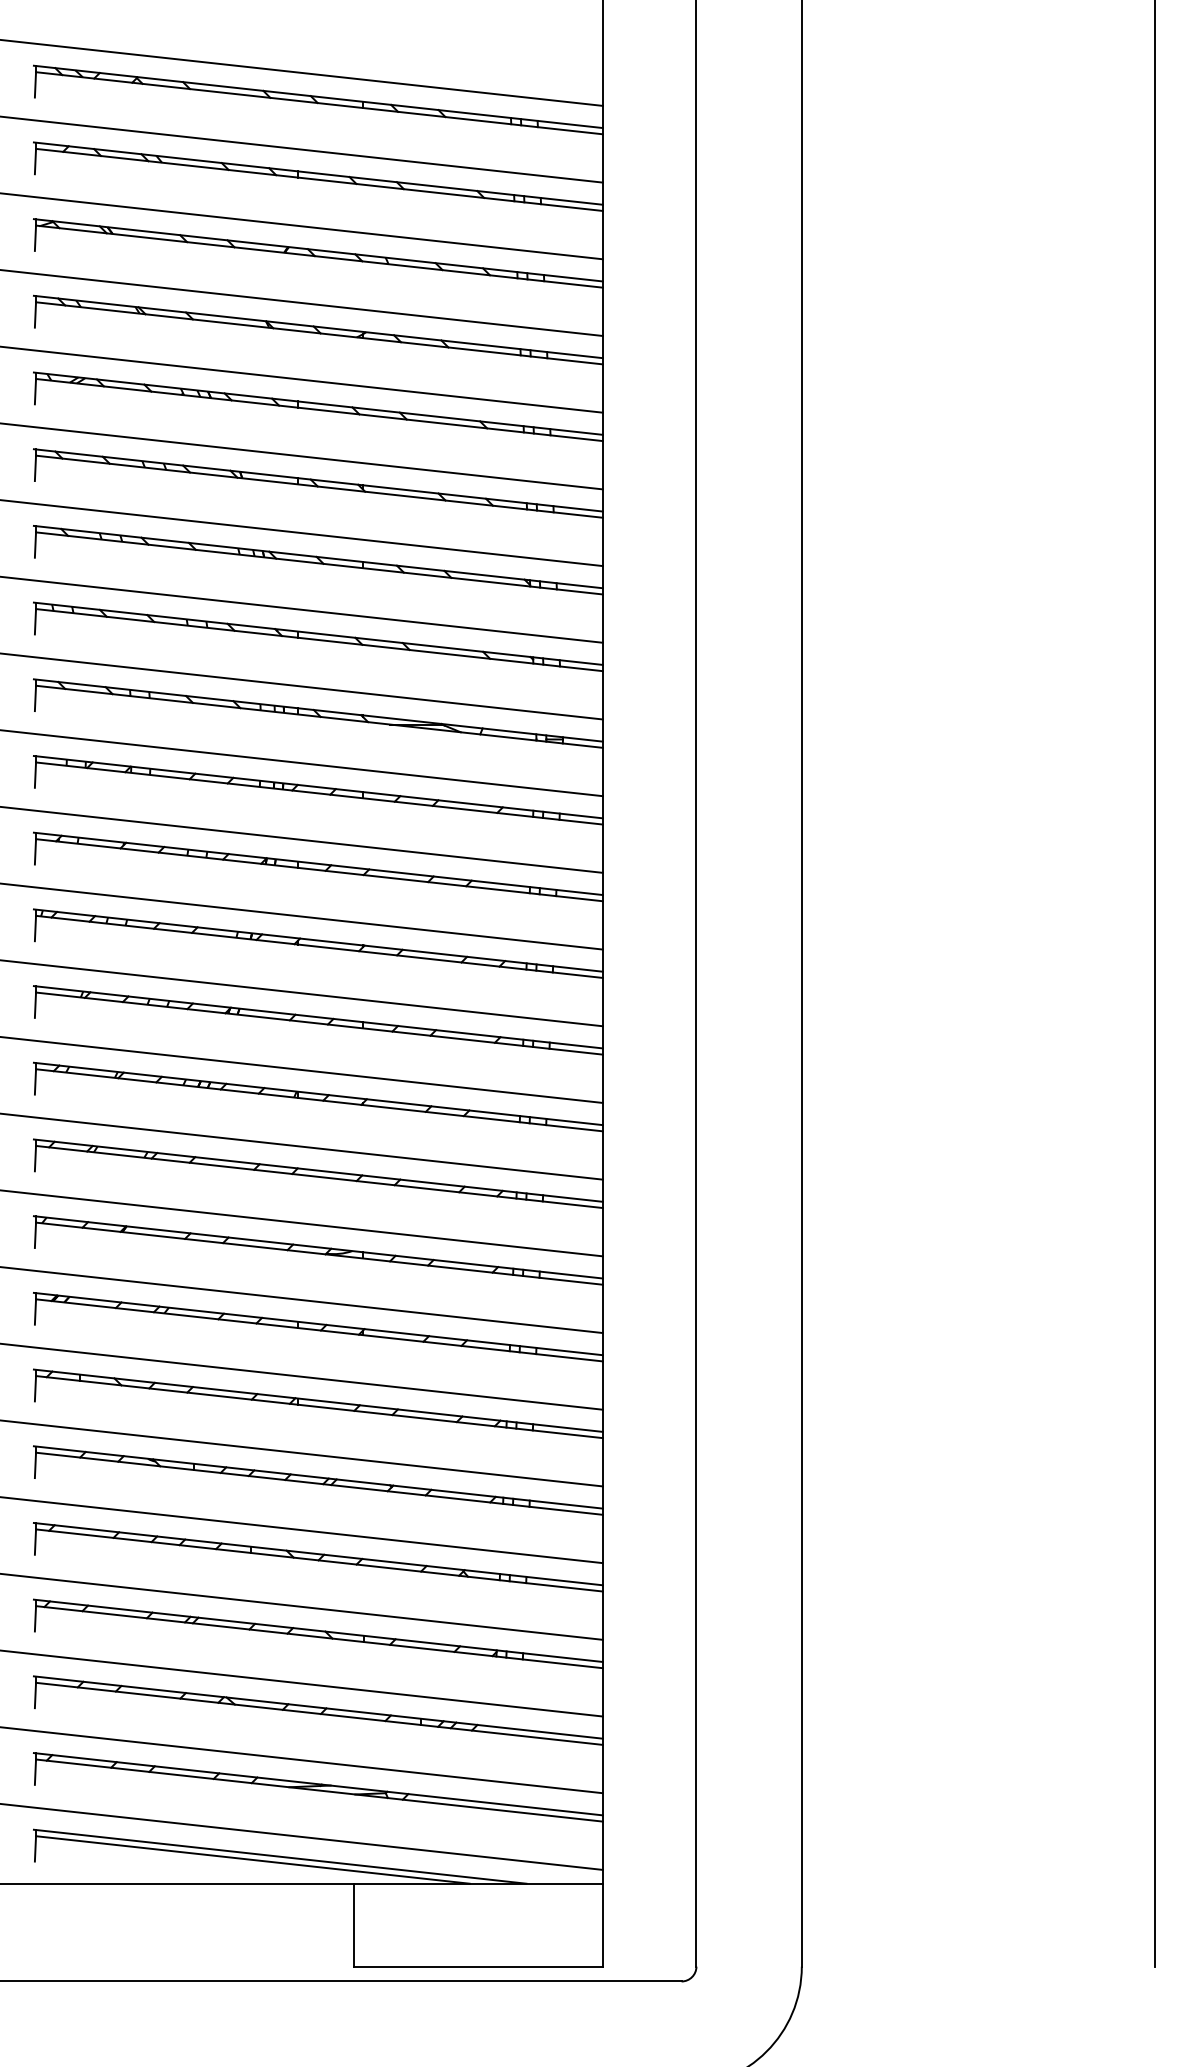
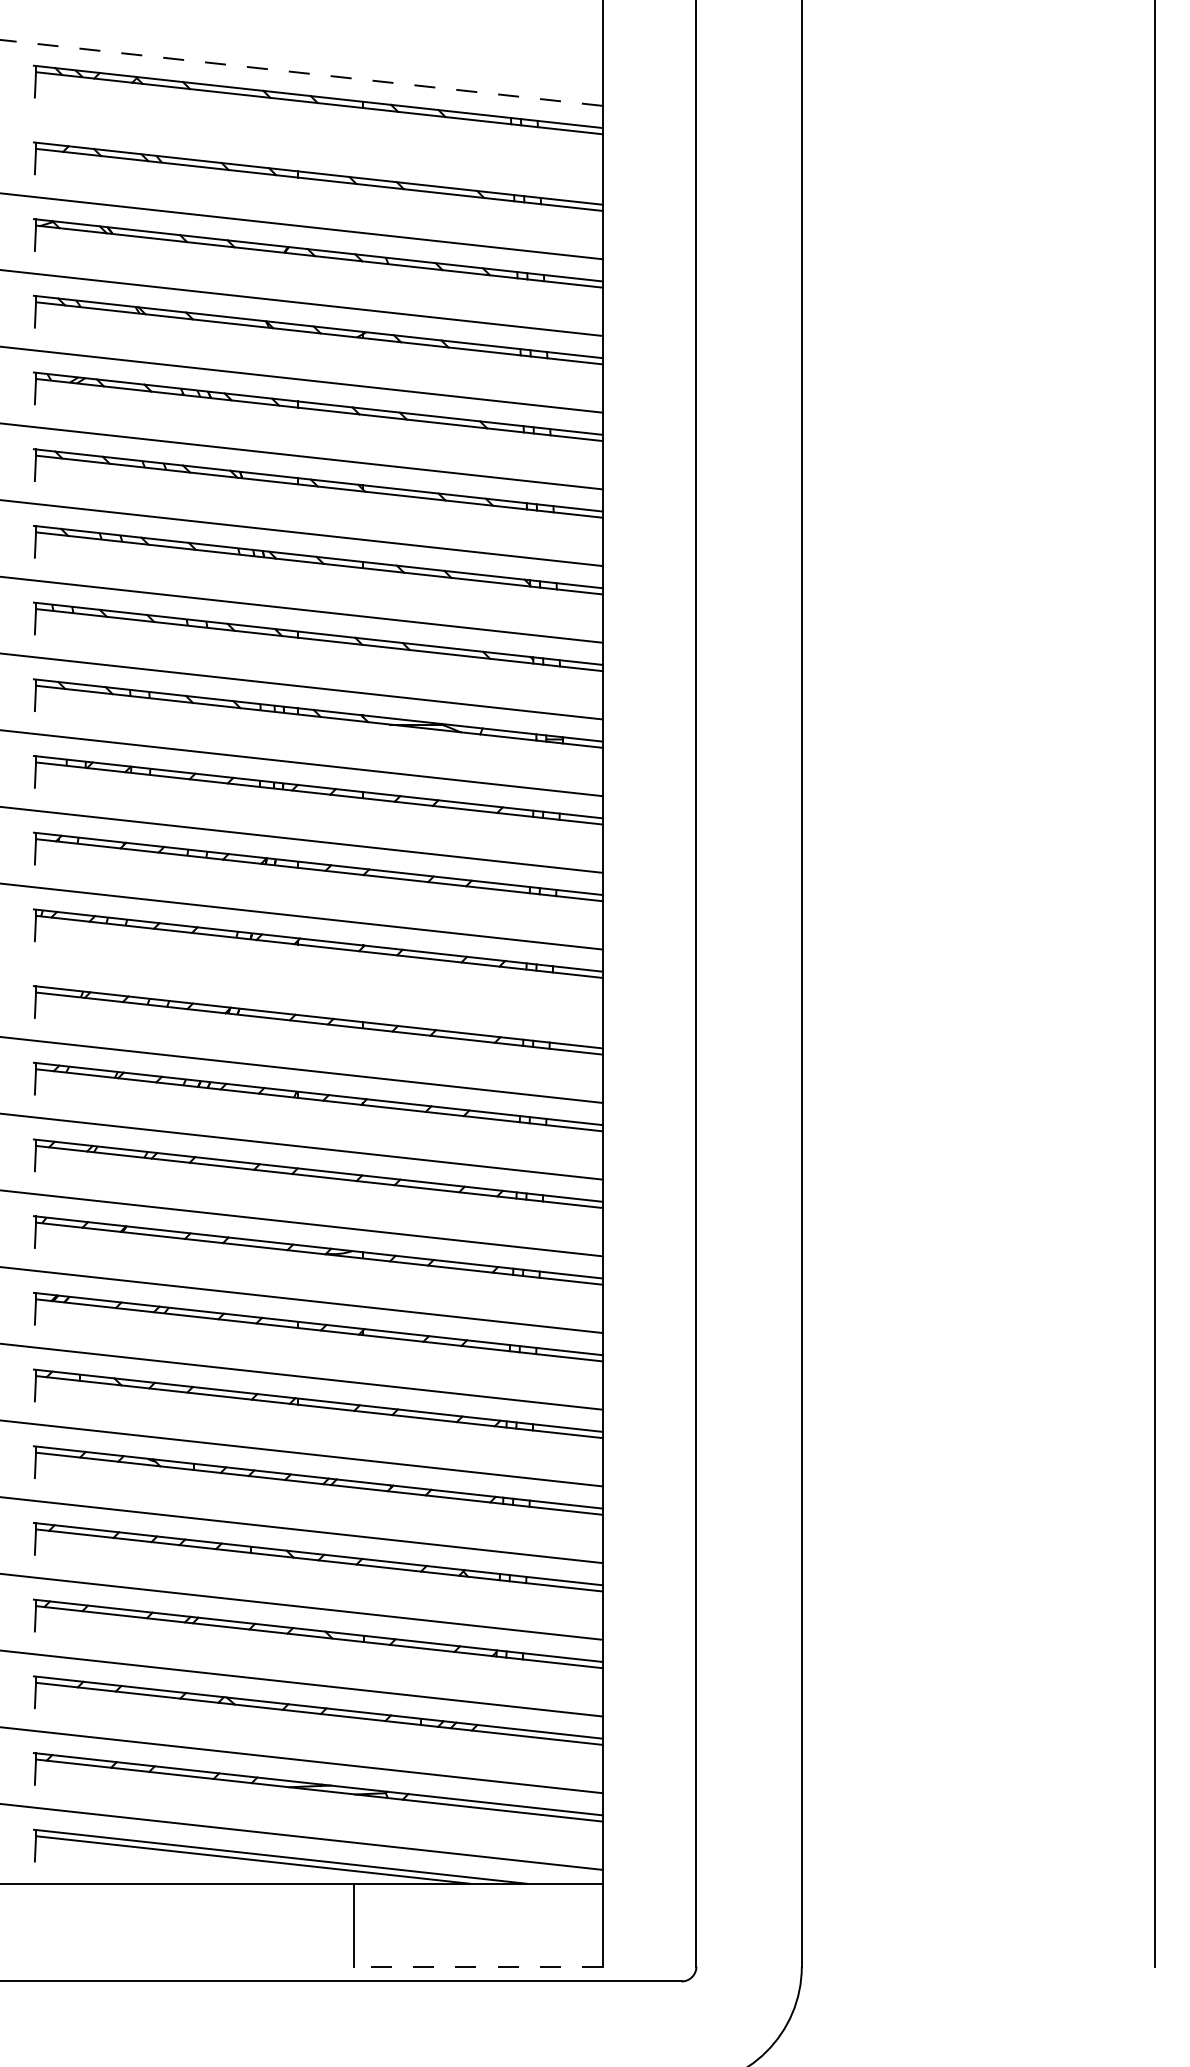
line: solid -> dashed (301, 72)
line: present -> none (302, 149)
line: present -> none (302, 993)
line: solid -> dashed (477, 1966)
